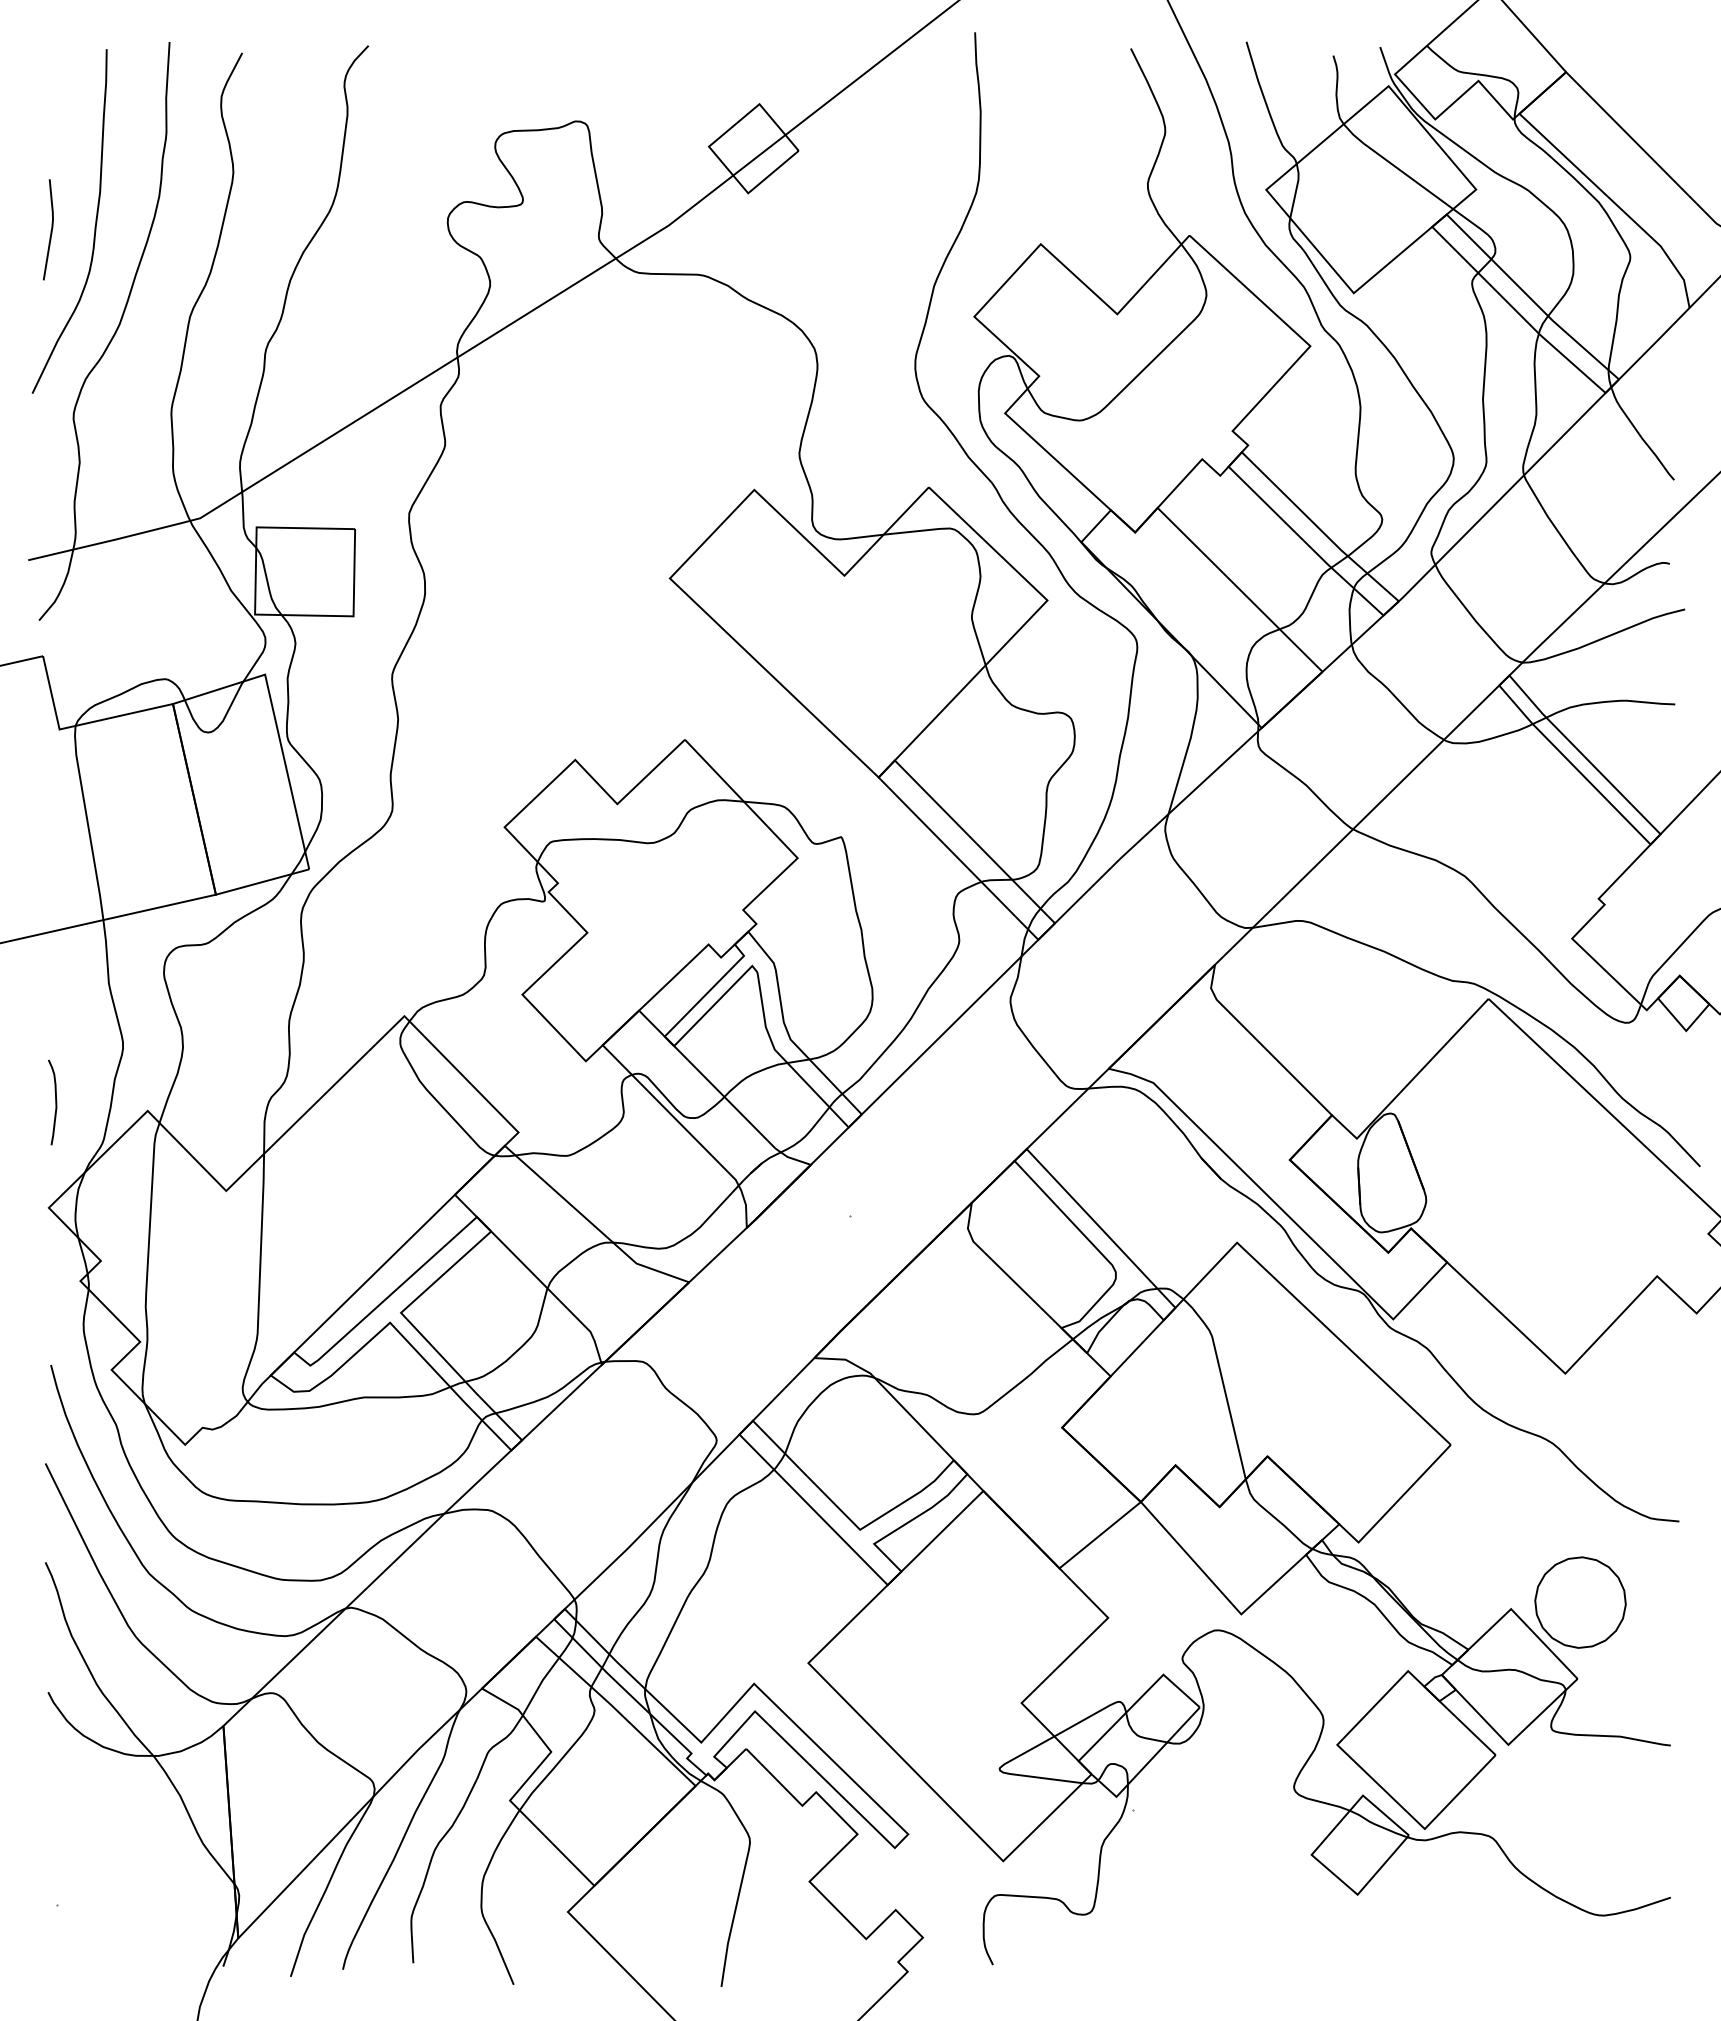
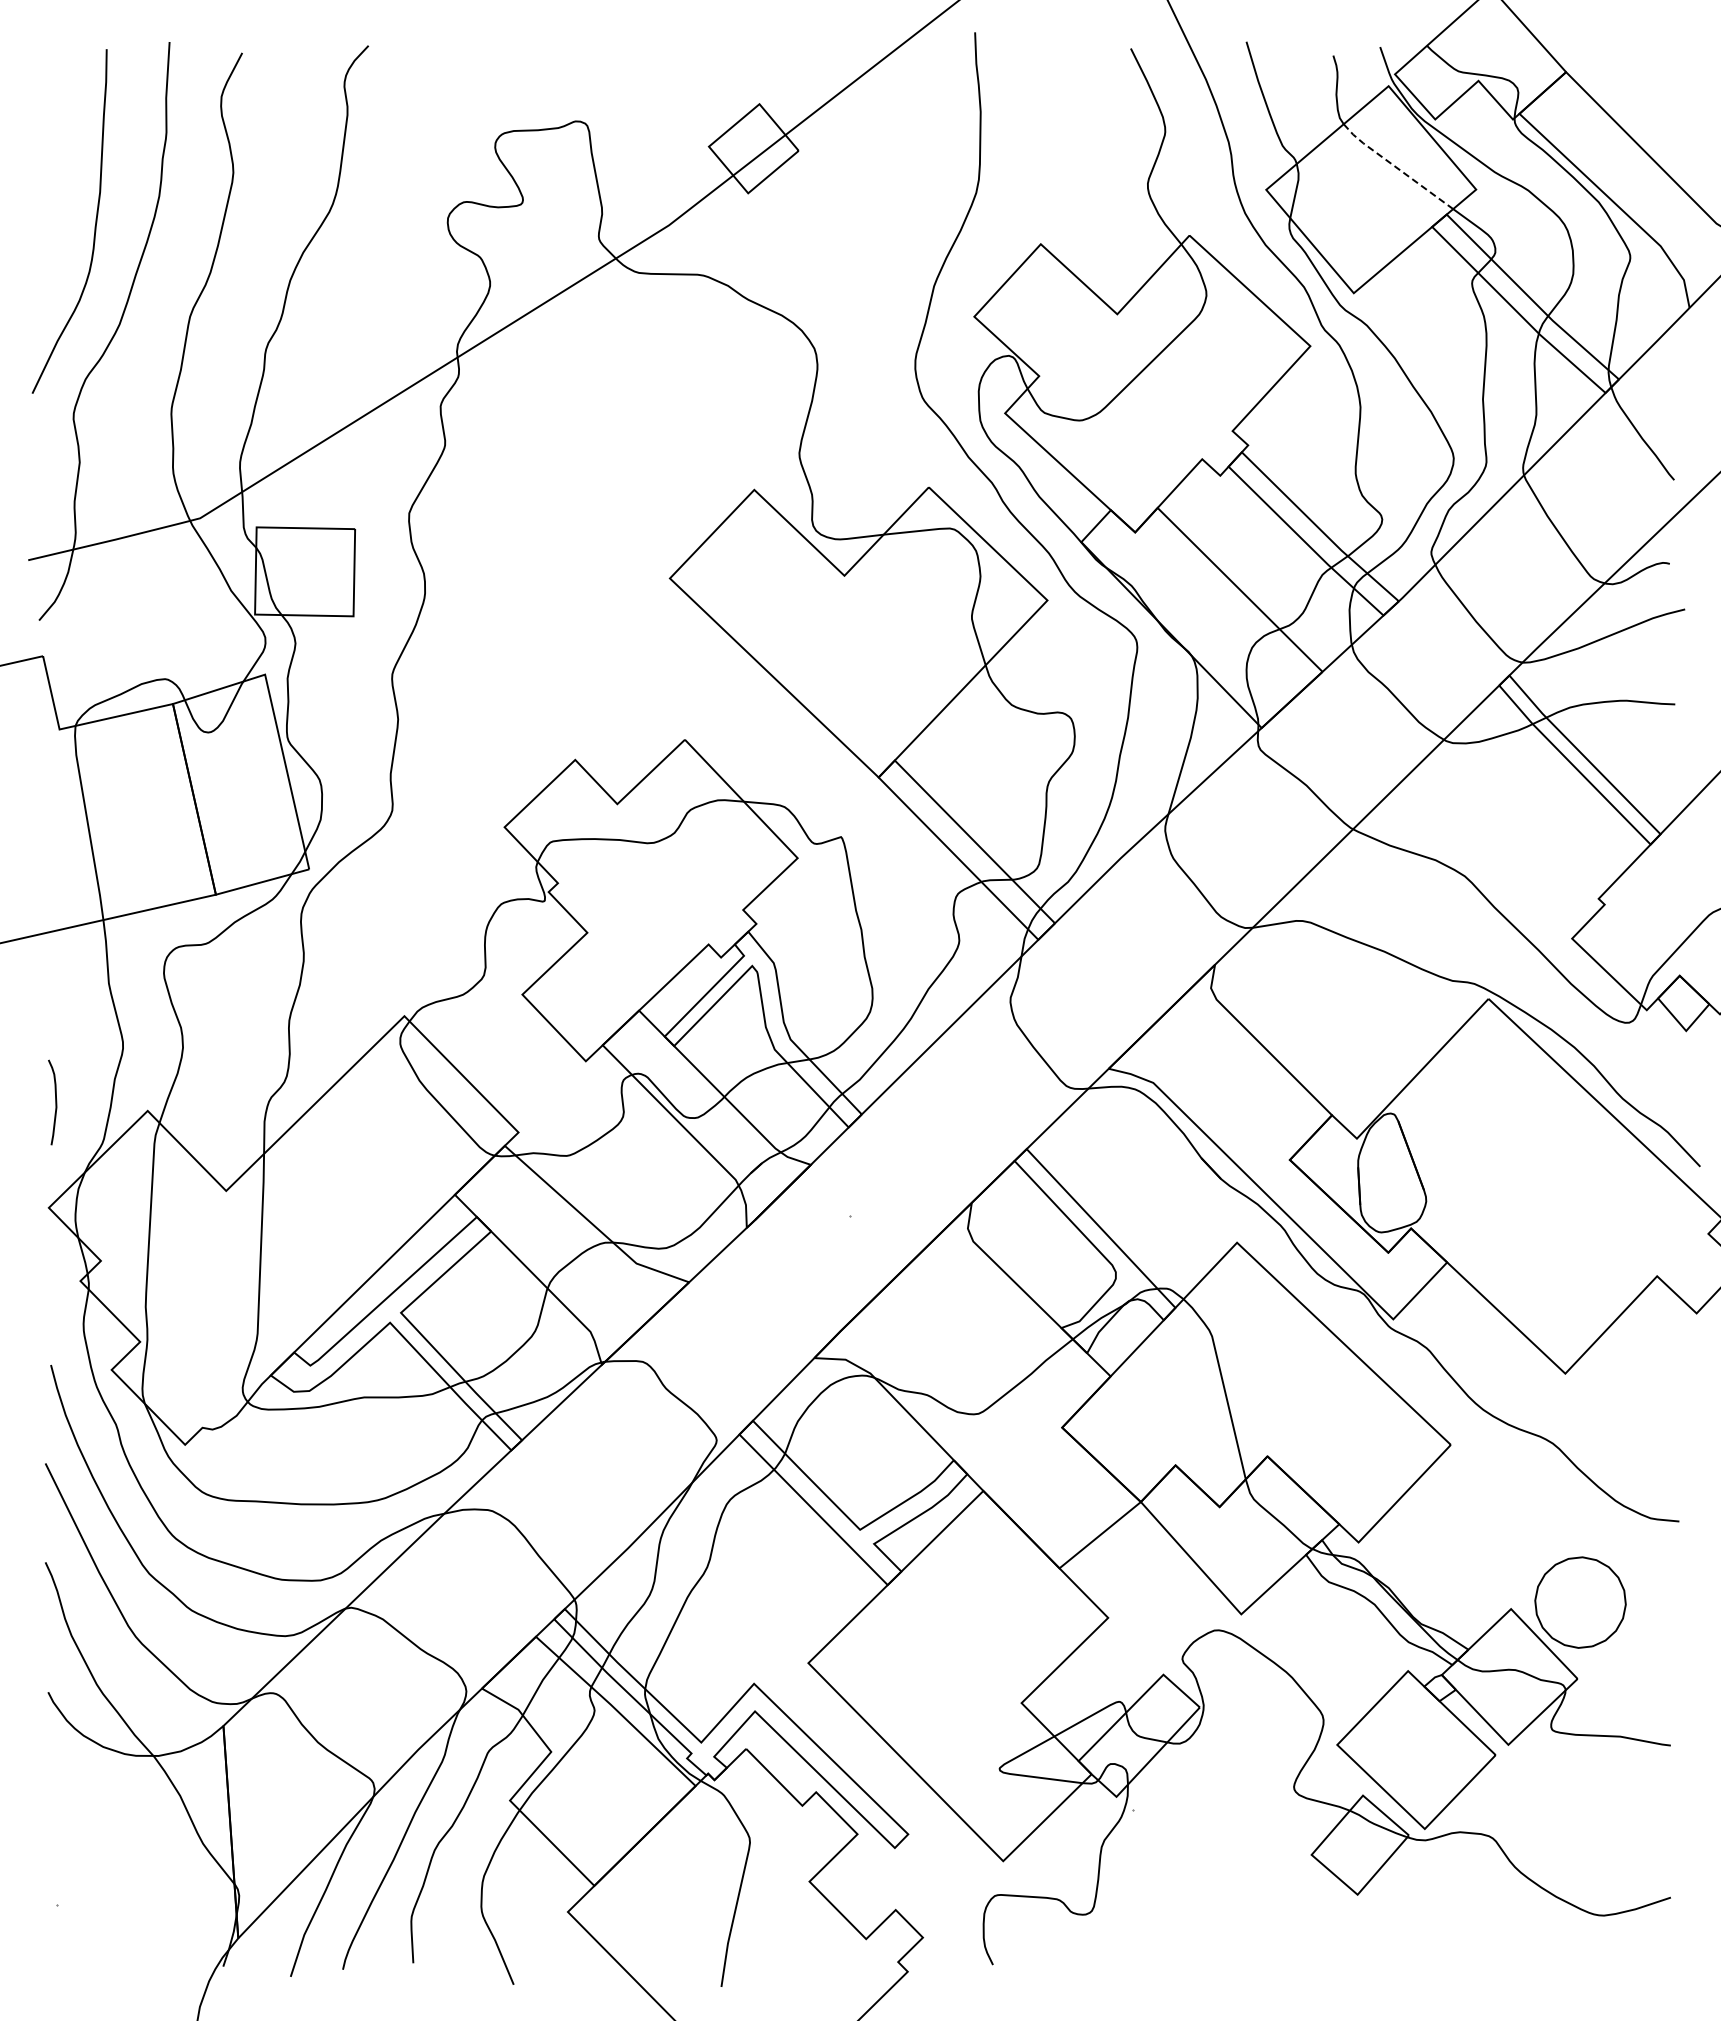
line: solid -> dashed (1396, 167)
line: present -> none (50, 230)
